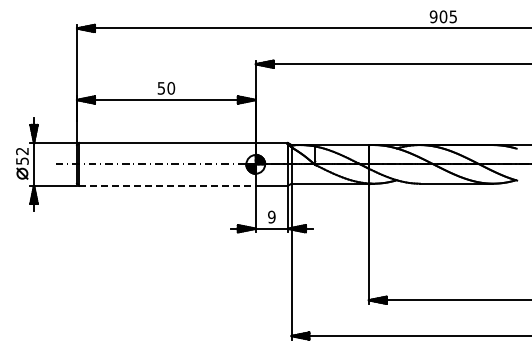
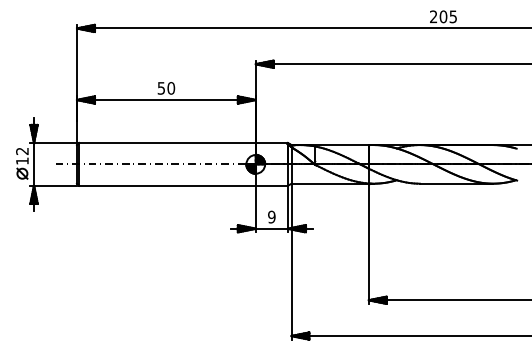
text: 905 -> 205 (433, 16)
text: 52 -> 12 (22, 160)
line: dashed -> solid (167, 185)
